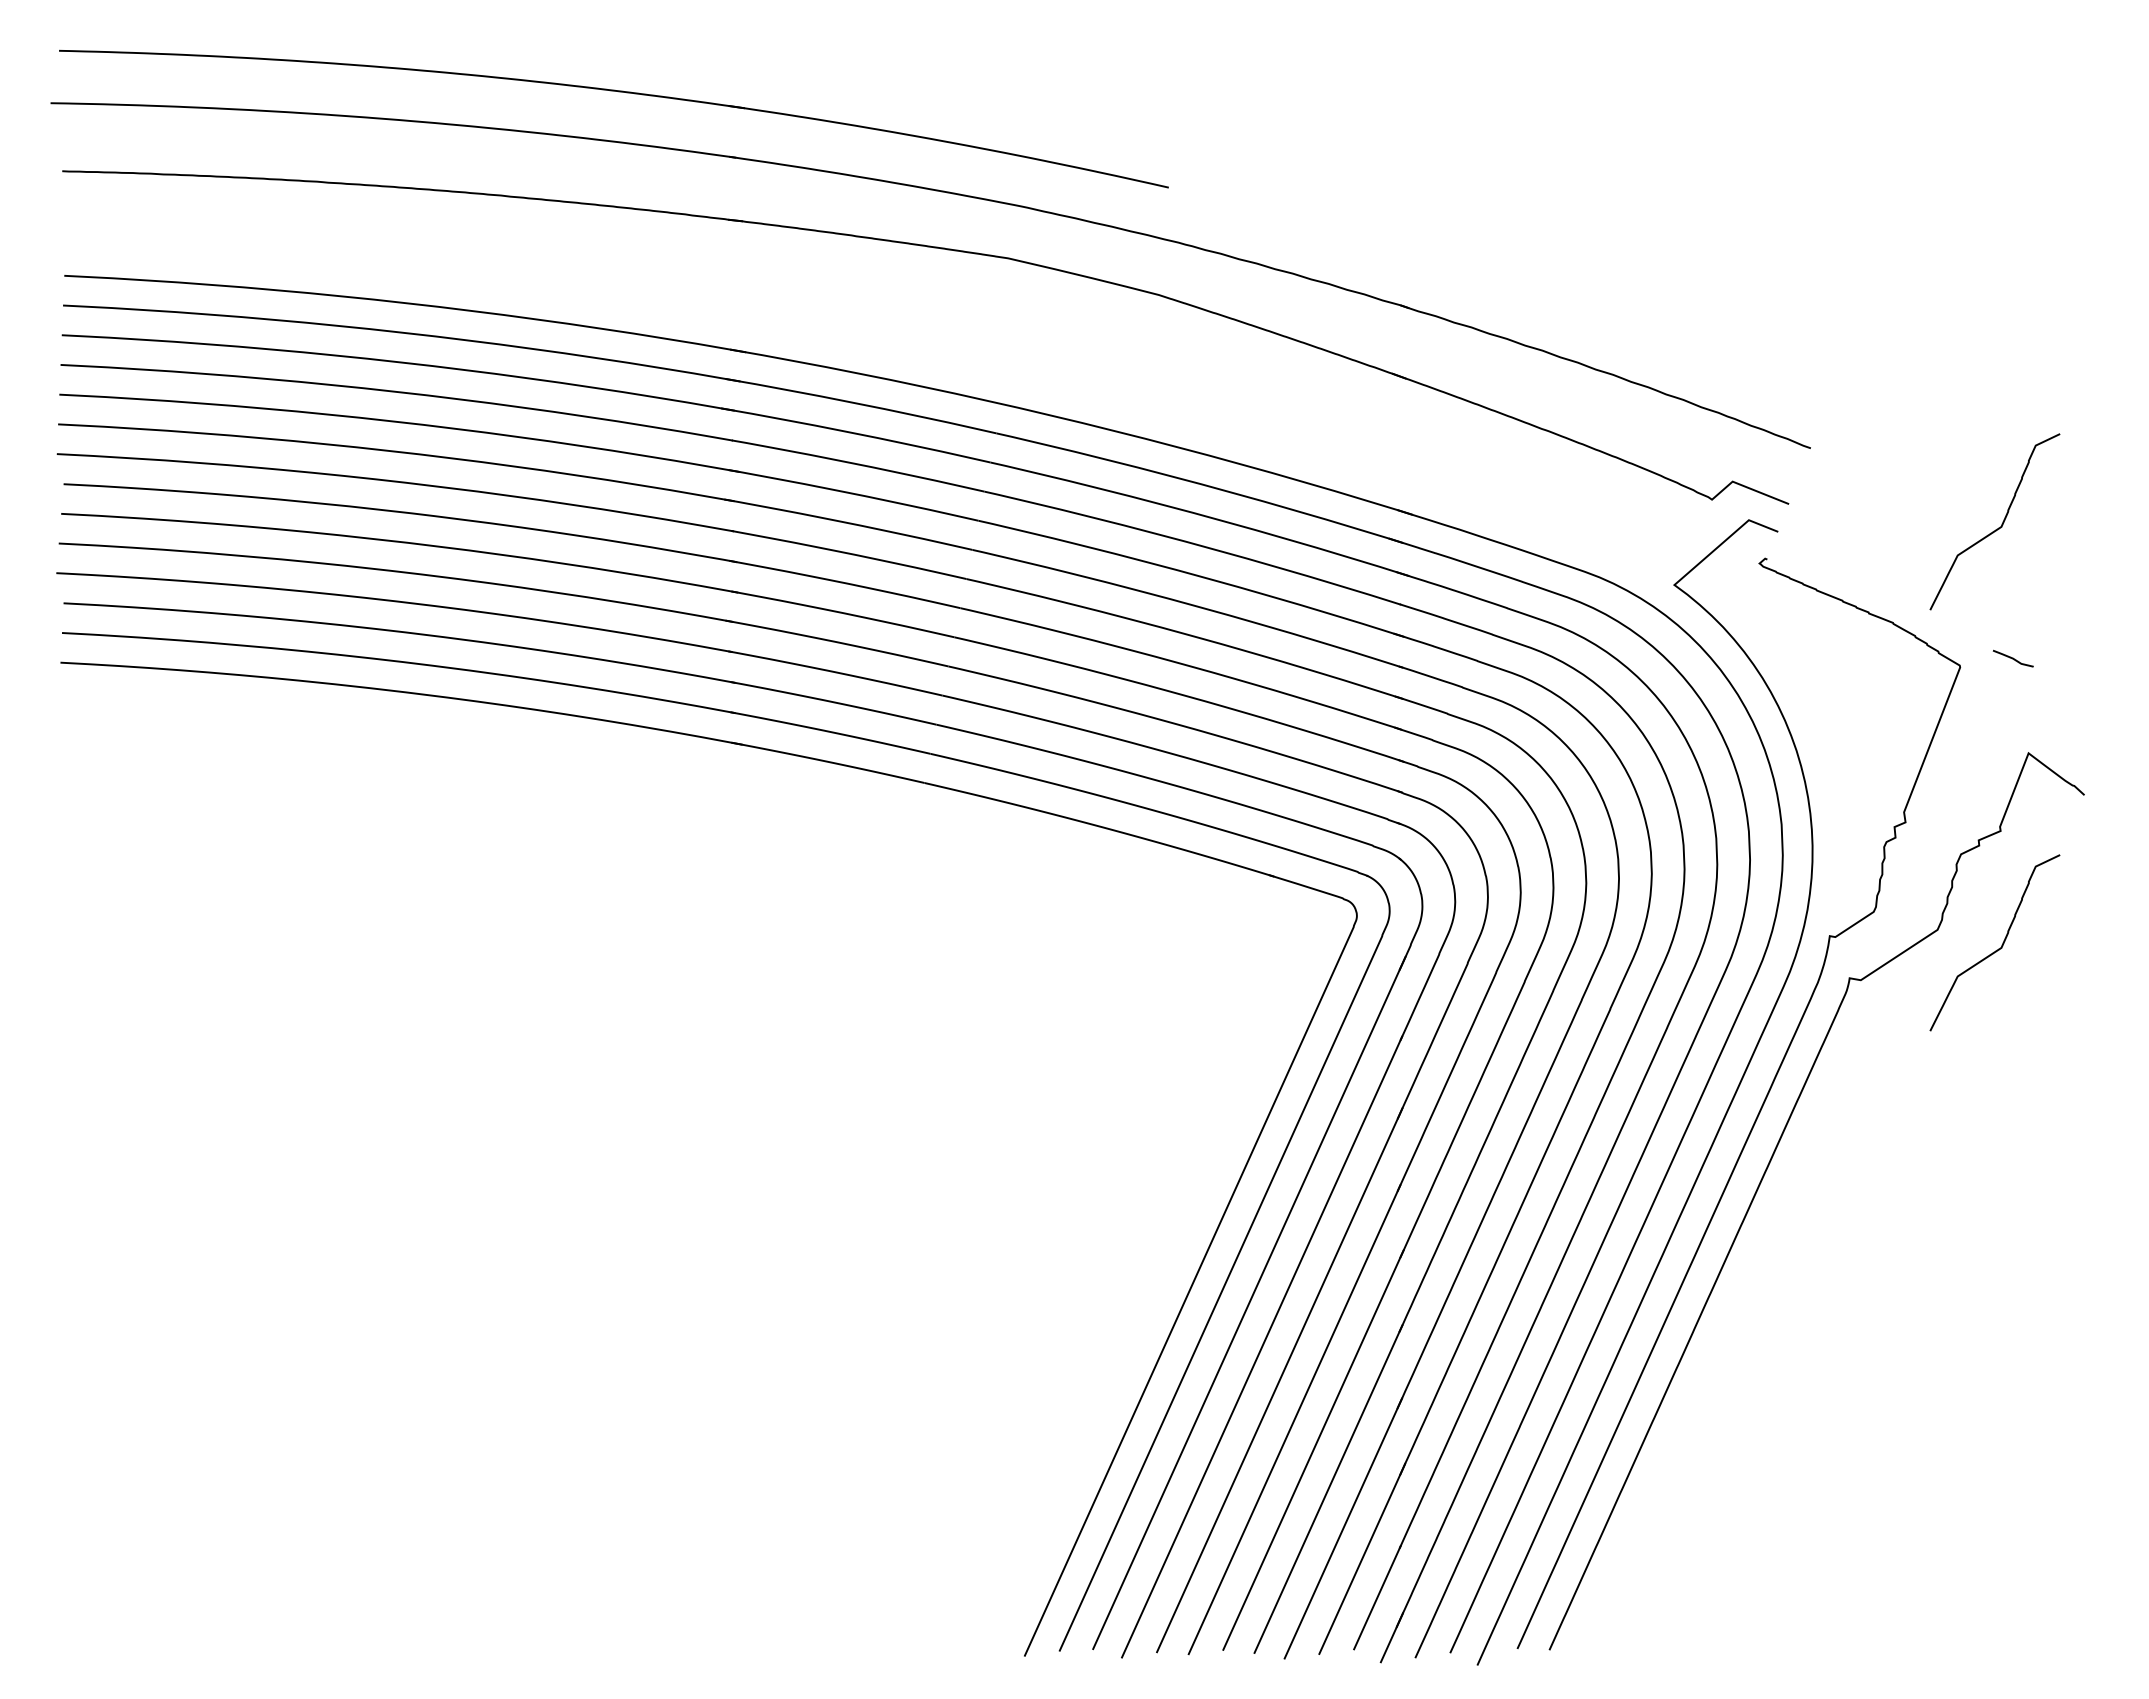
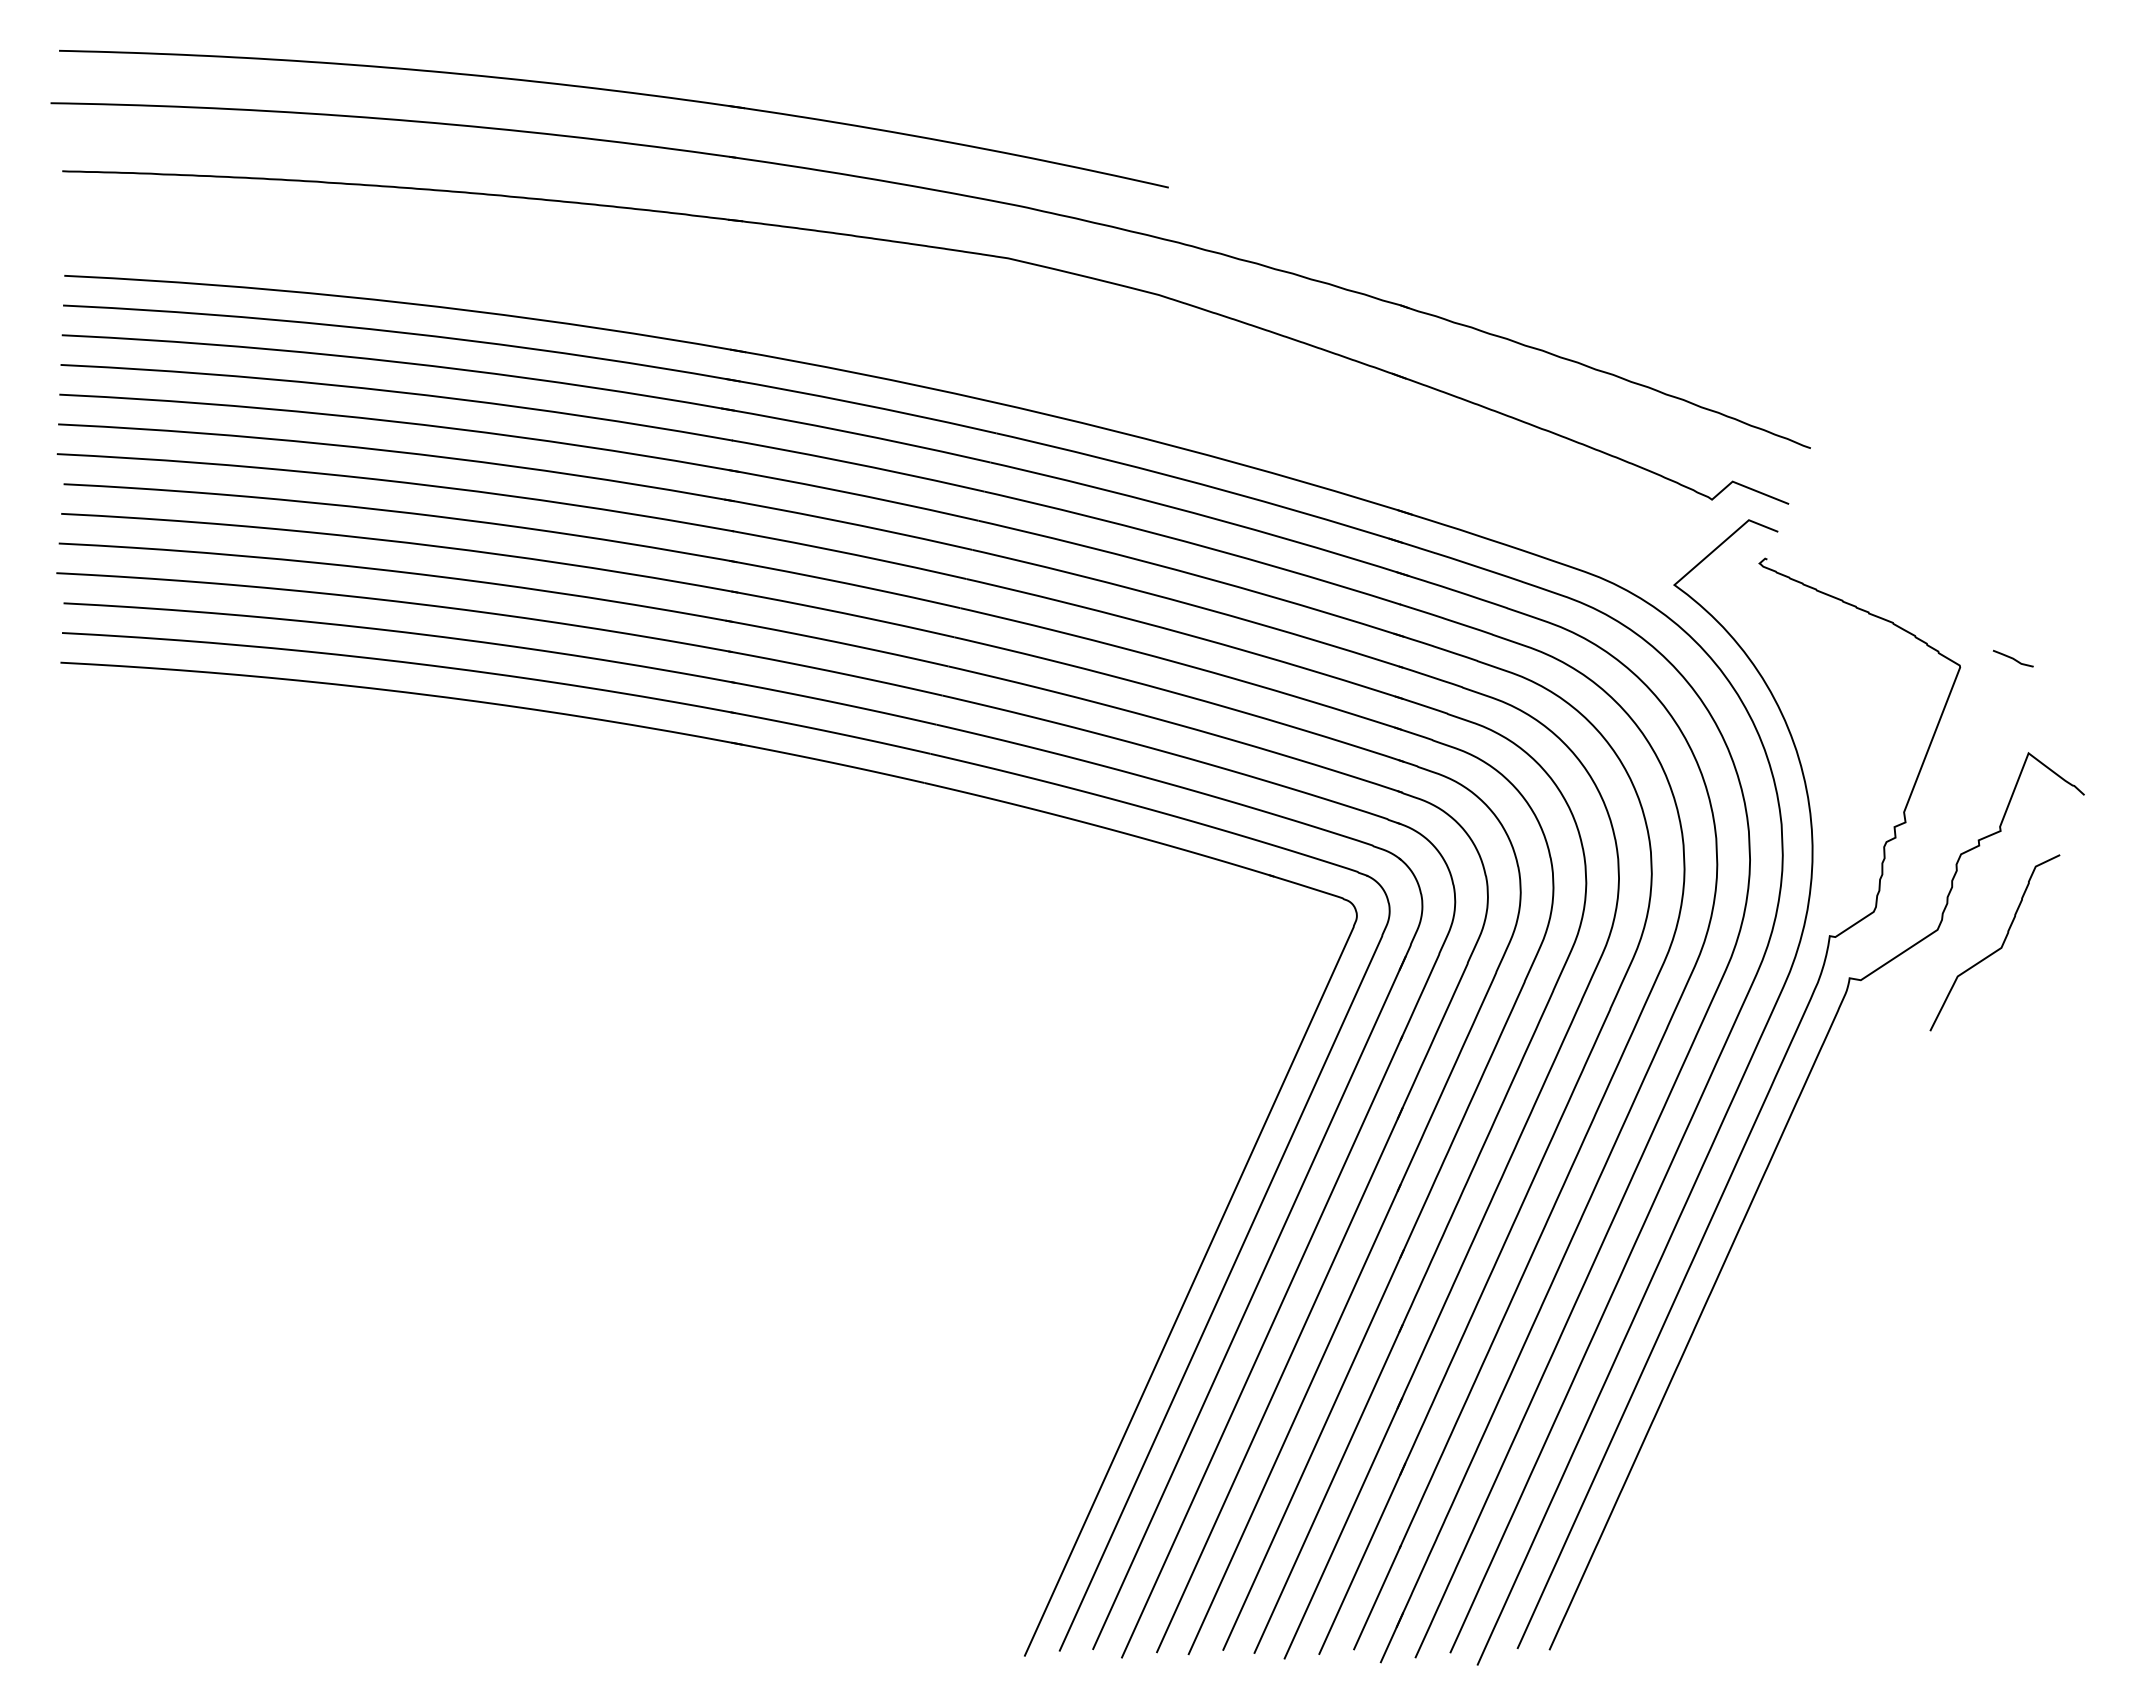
curve: present -> none (1998, 527)
